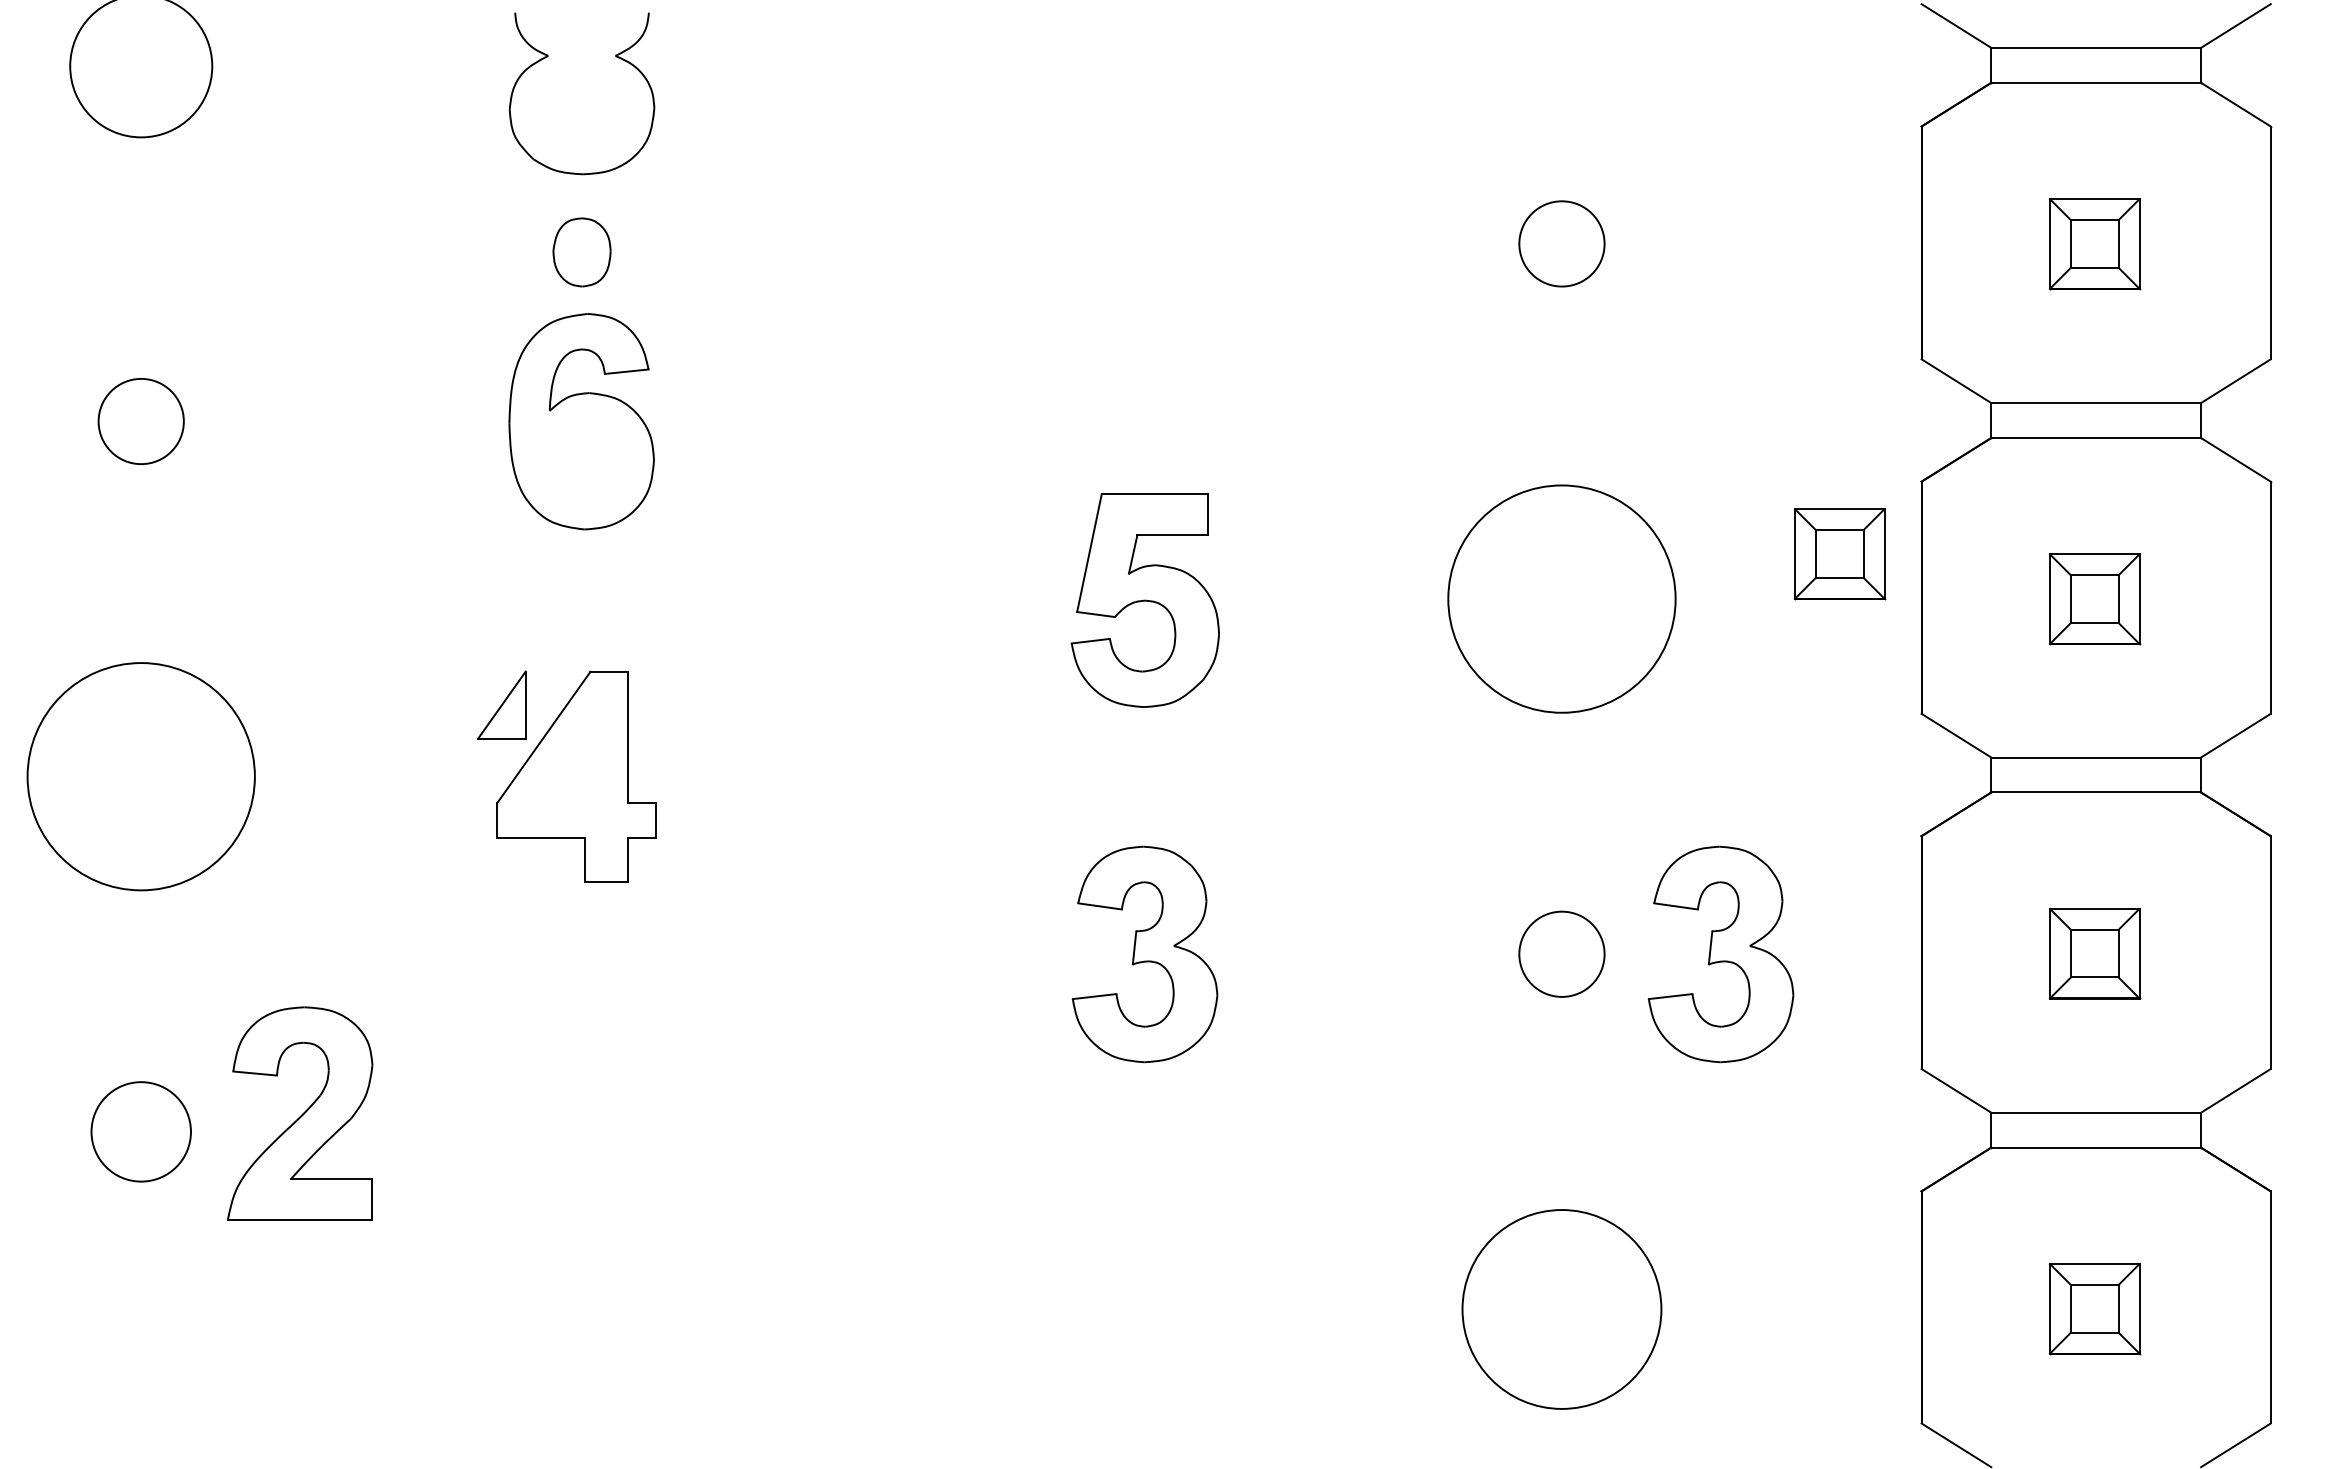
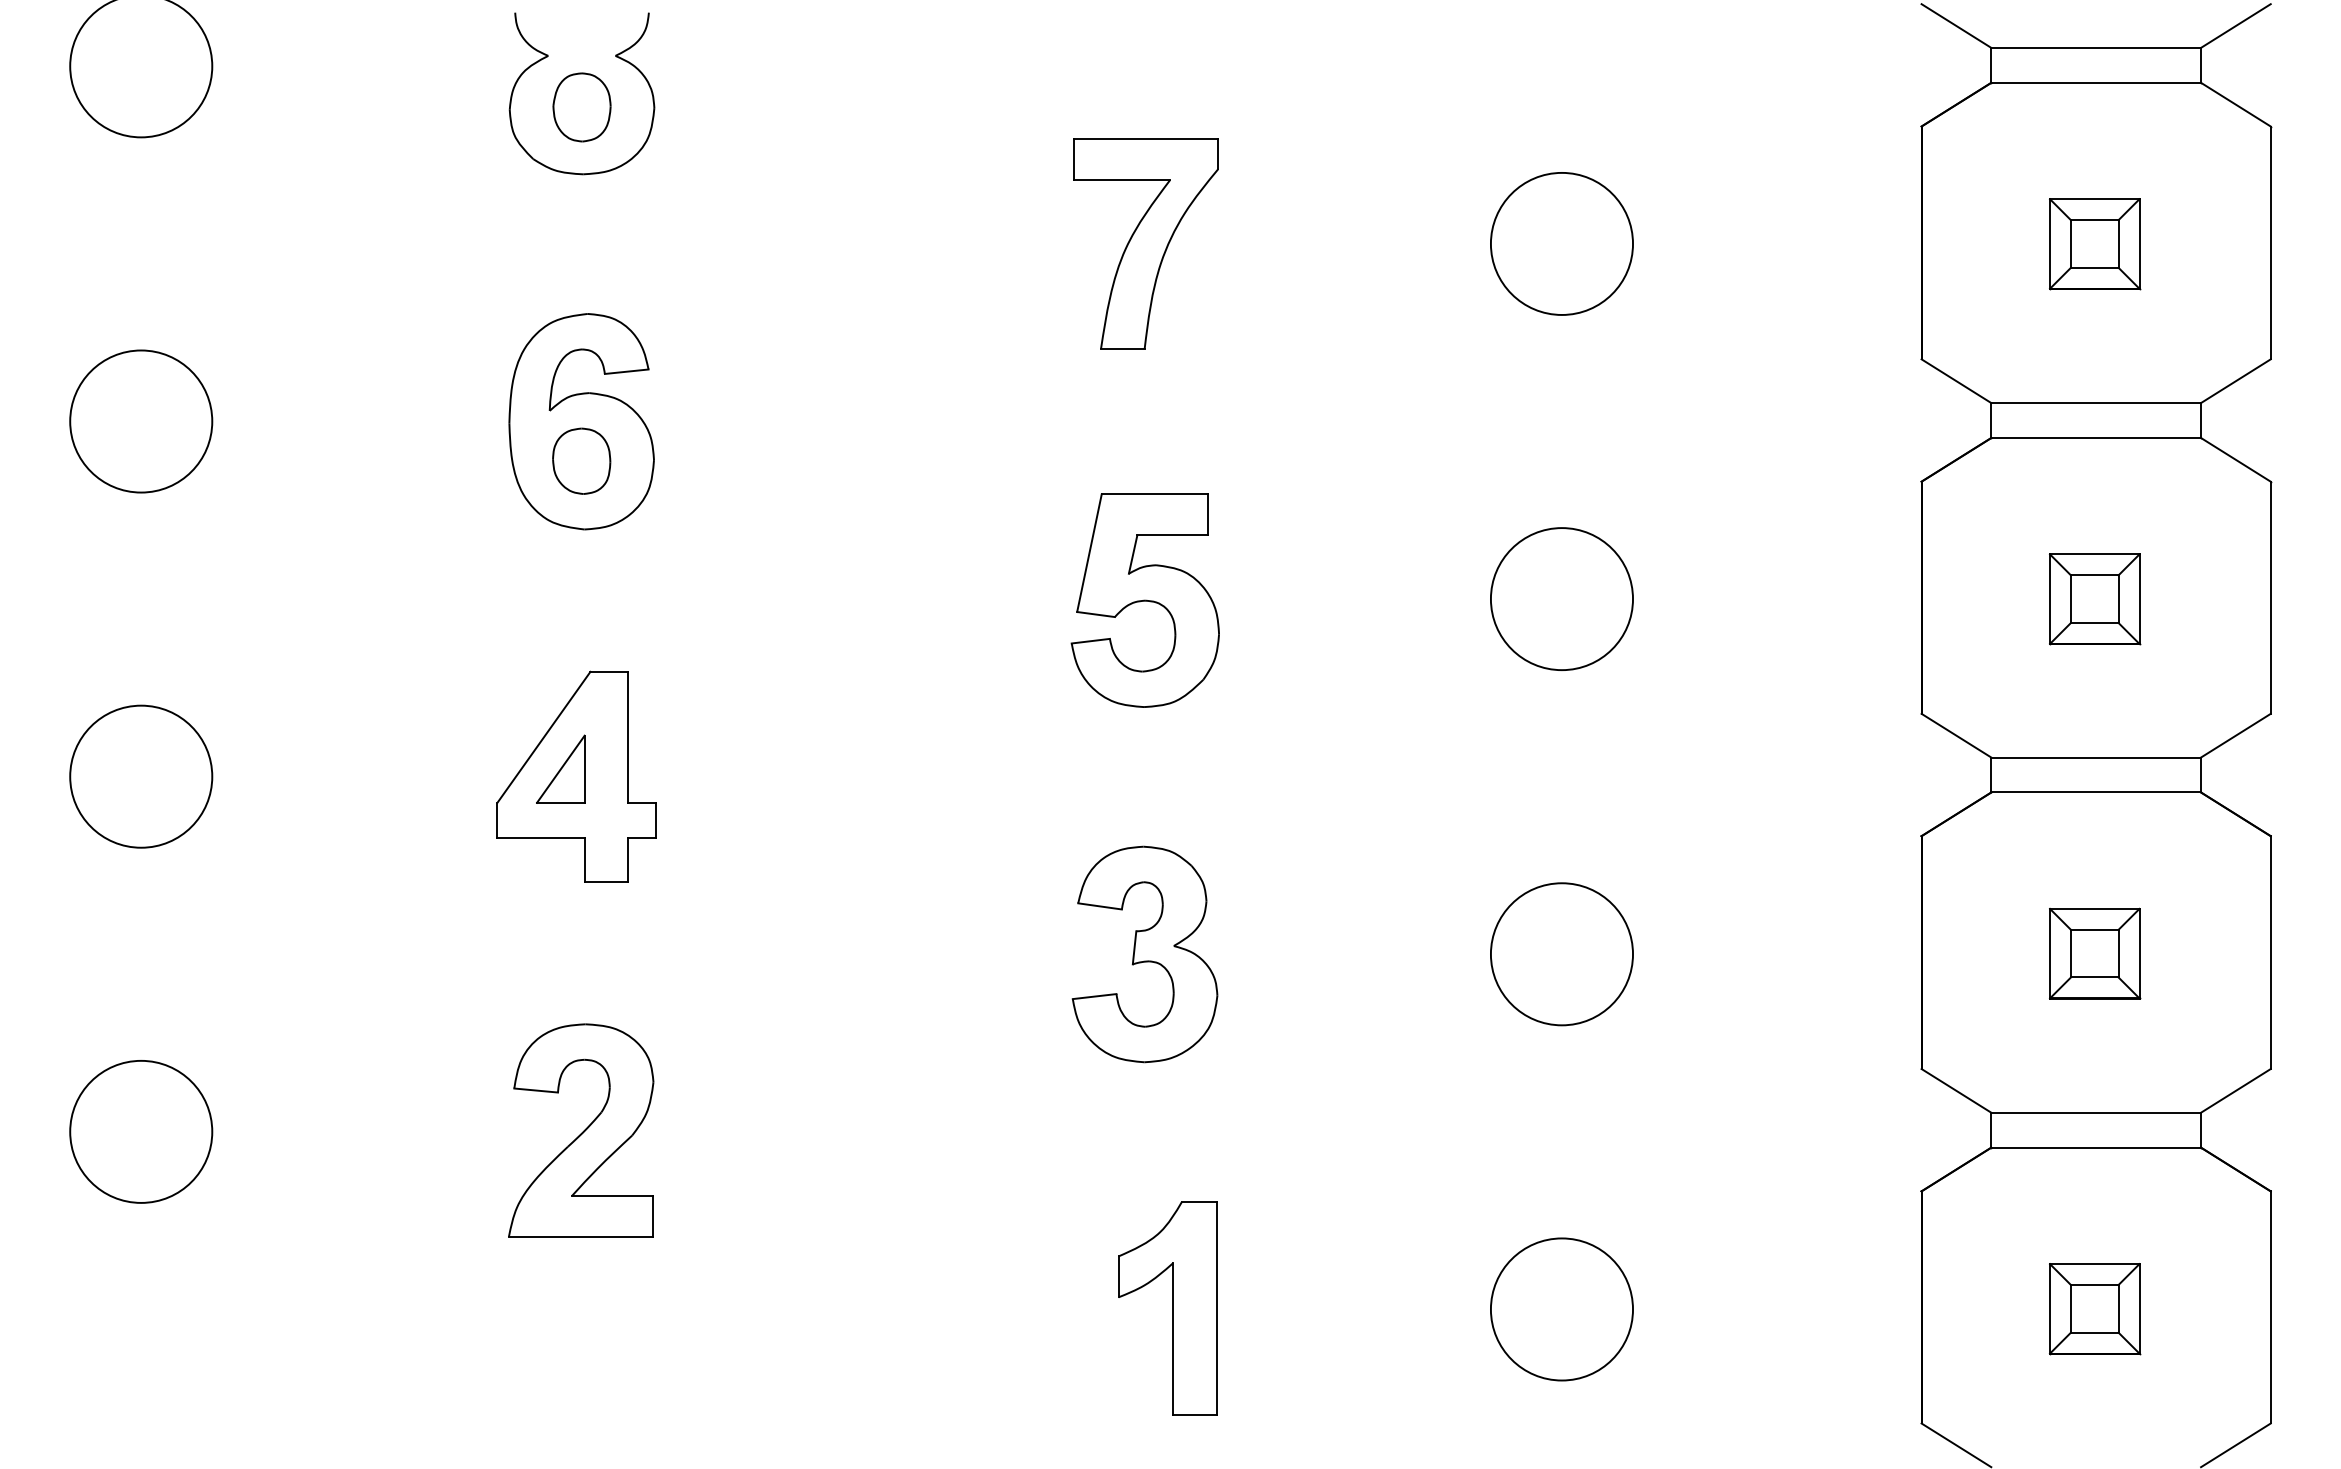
part: none -> present (1145, 243)
circle diameter: 85 px -> 142 px (1561, 243)
part position: (581, 252) -> (581, 107) (581, 107)
circle diameter: 85 px -> 142 px (141, 421)
part: none -> present (581, 460)
part: present -> none (1840, 554)
circle diameter: 227 px -> 142 px (1561, 599)
part position: (501, 704) -> (560, 768) (560, 768)
circle diameter: 227 px -> 142 px (141, 776)
circle diameter: 85 px -> 142 px (1561, 954)
part: present -> none (1720, 954)
part position: (300, 1113) -> (581, 1130) (581, 1130)
circle diameter: 99 px -> 142 px (141, 1131)
part: none -> present (1167, 1308)
circle diameter: 199 px -> 142 px (1561, 1309)
